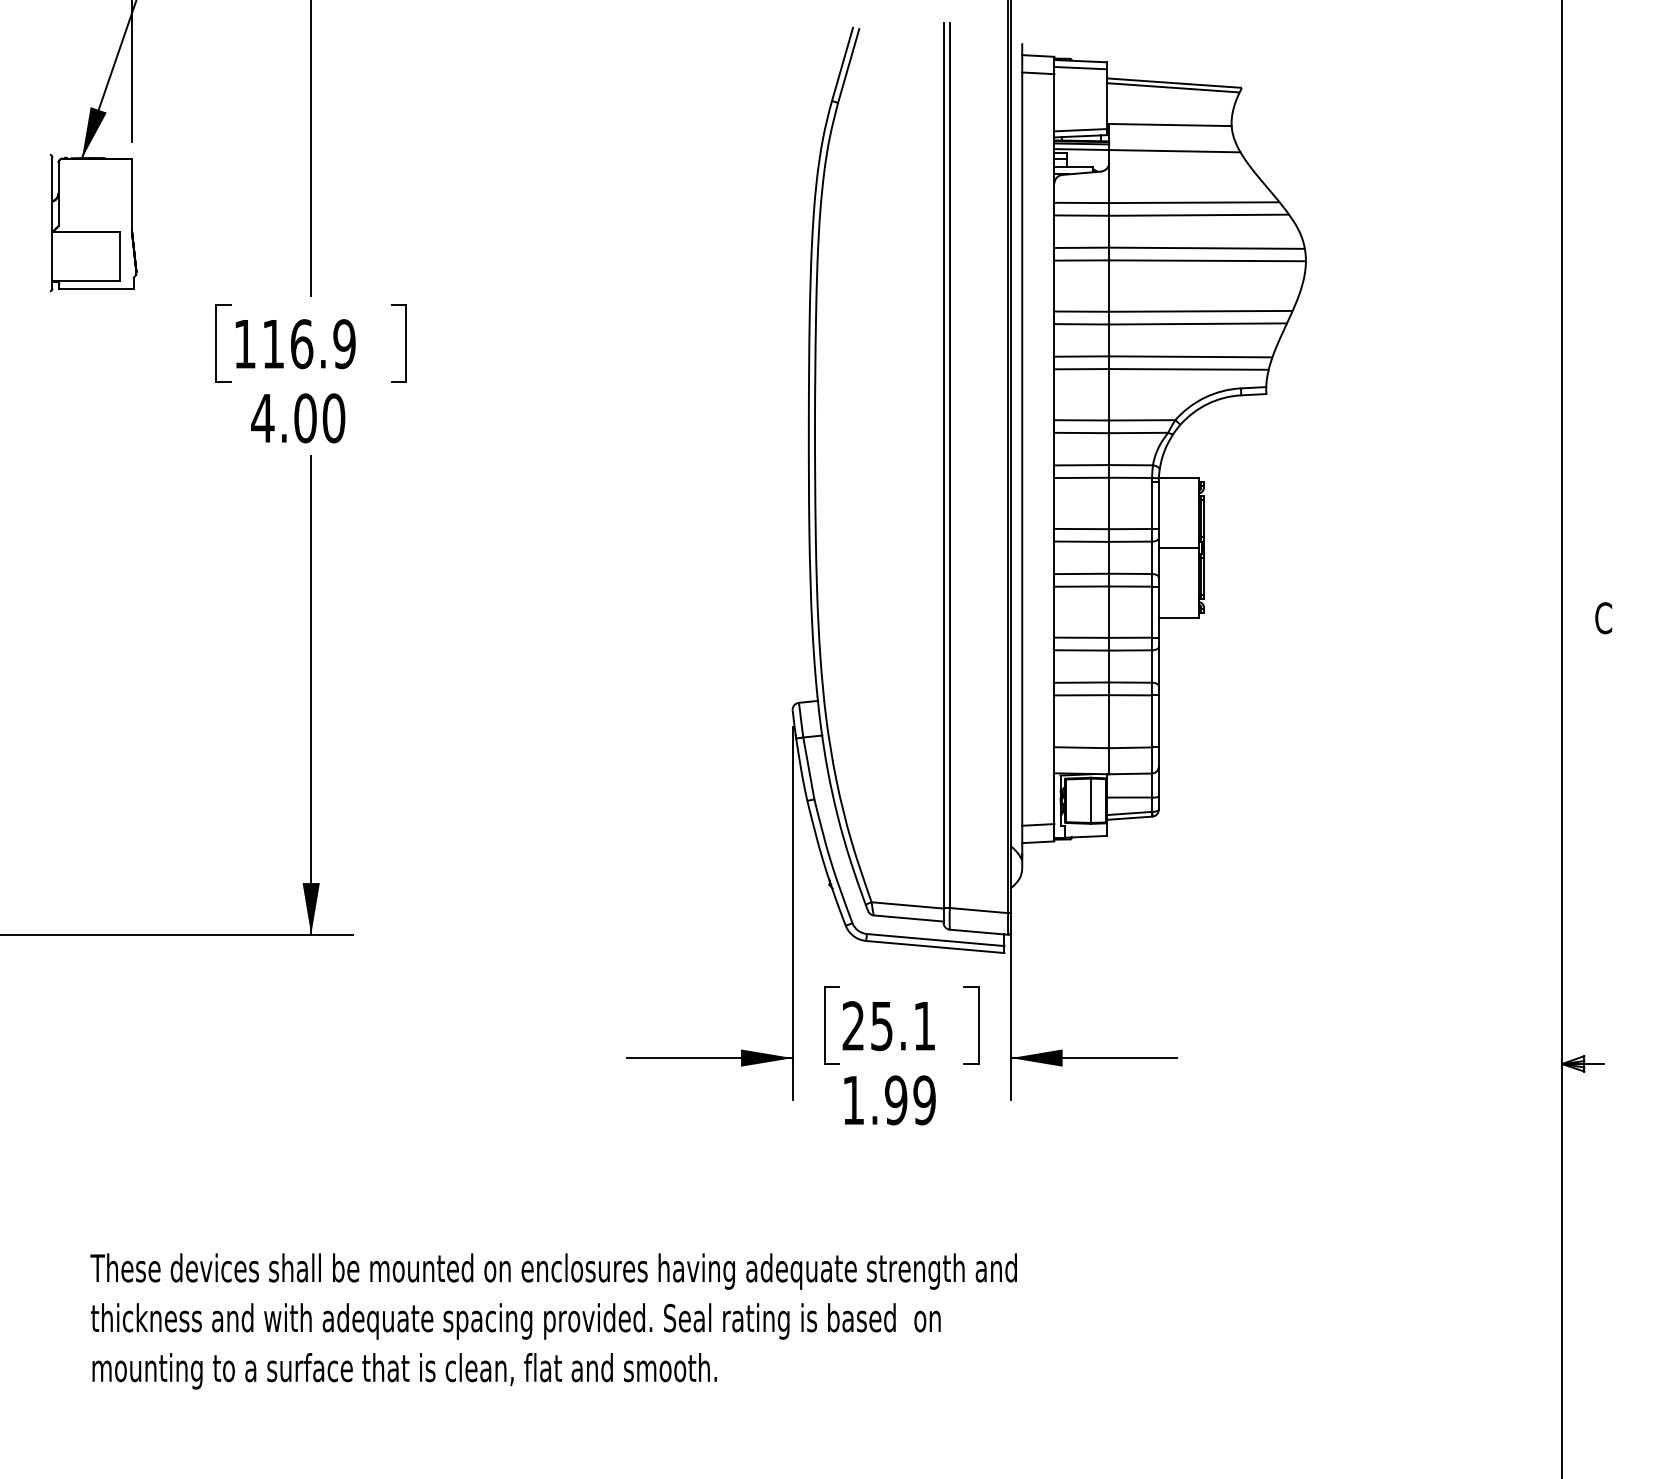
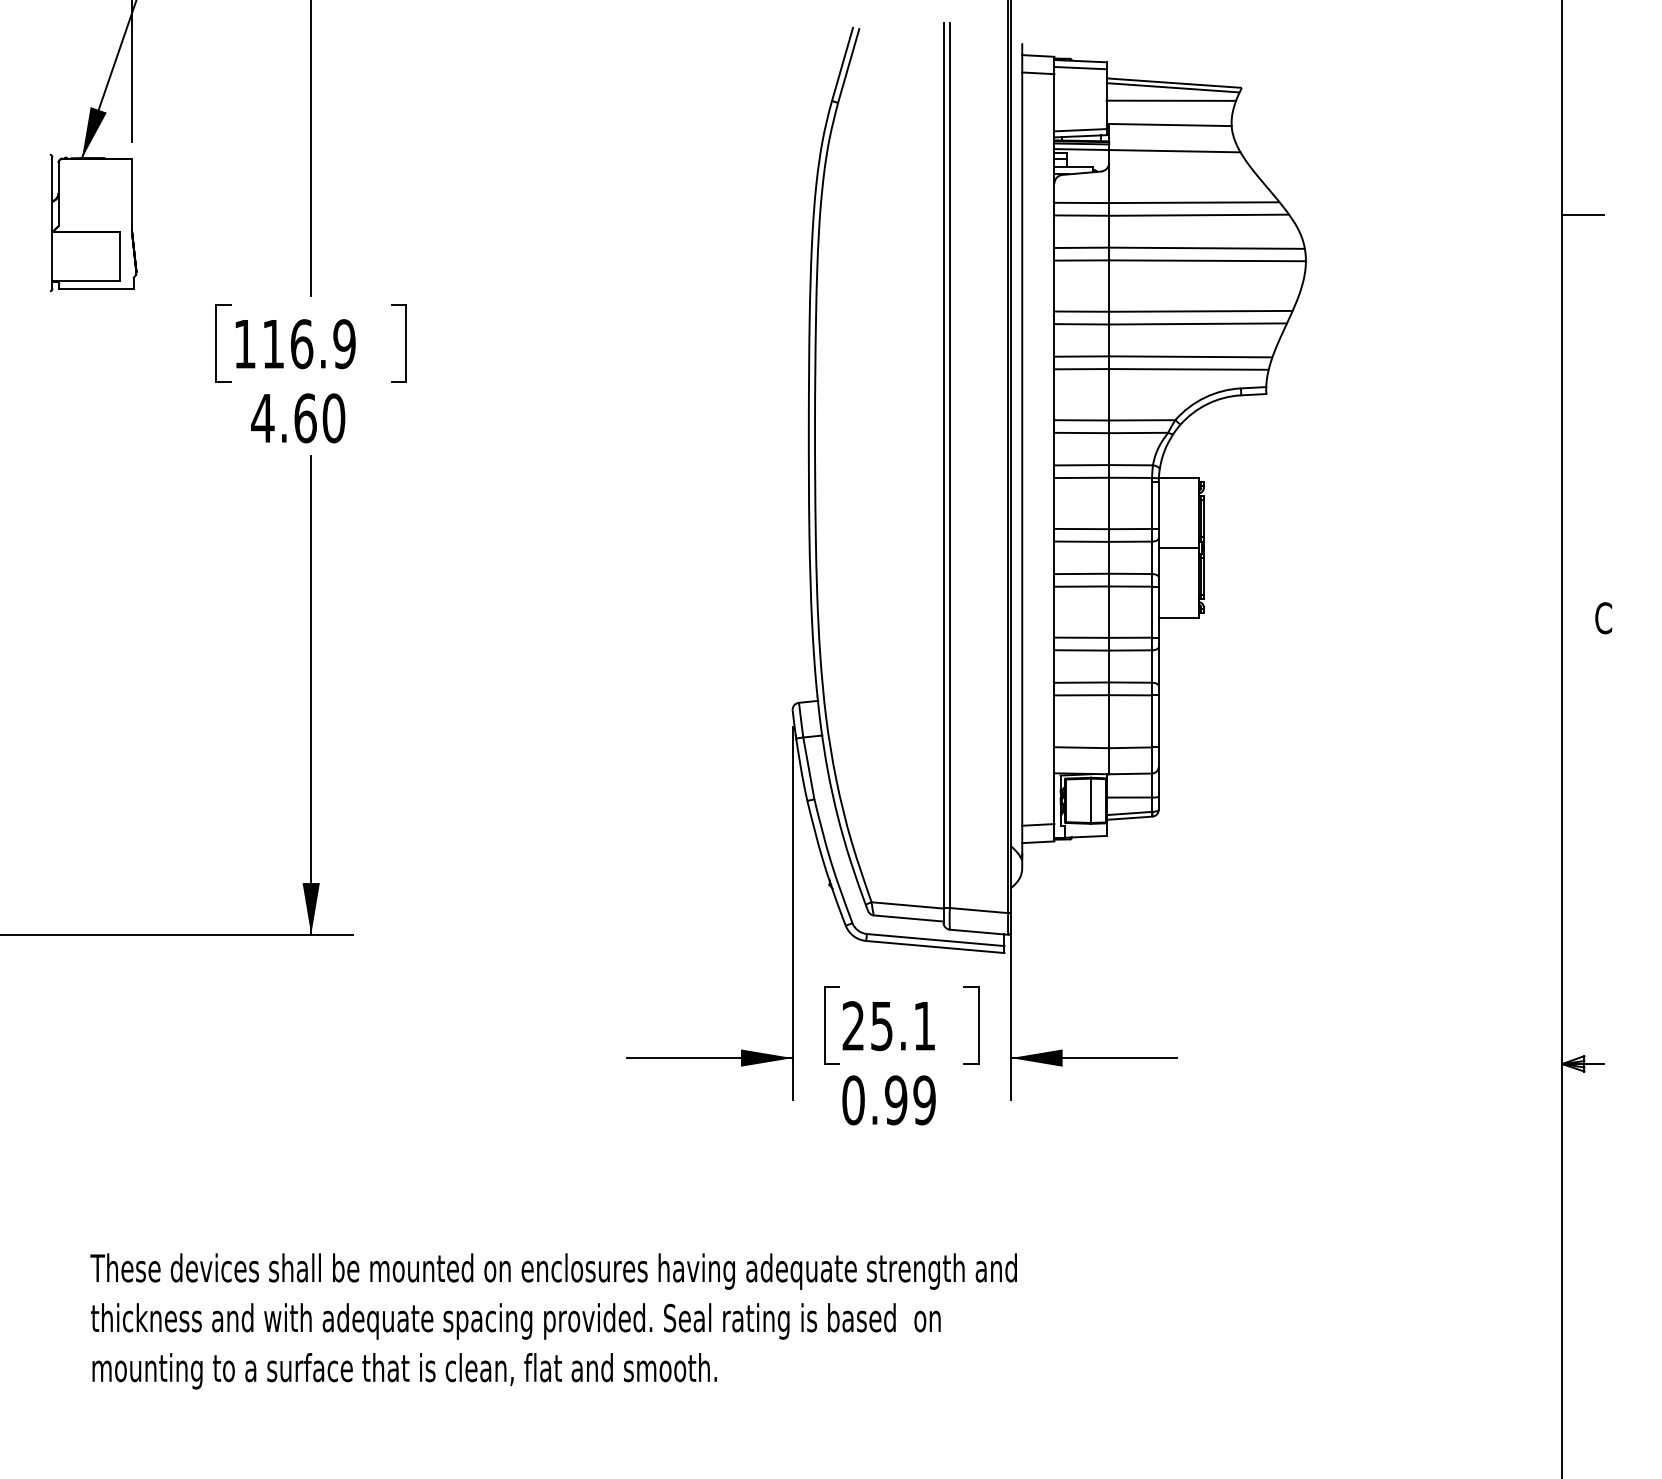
line: none -> present (1171, 100)
line: none -> present (1582, 215)
text: 4.00 -> 4.60 (305, 418)
text: 1.99 -> 0.99 (853, 1100)
